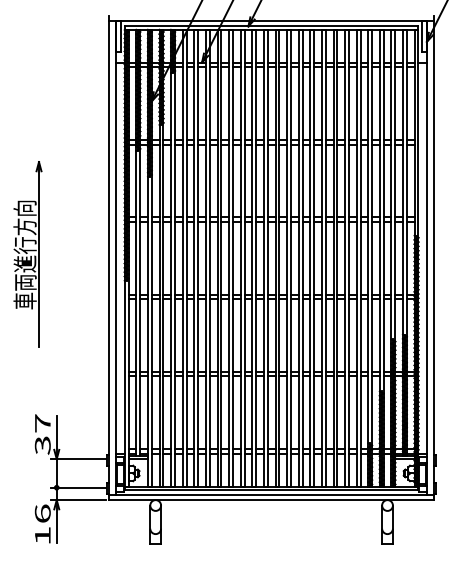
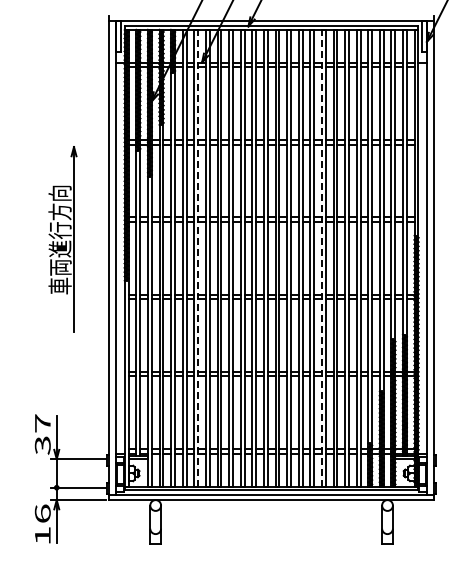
part position: (27, 254) -> (62, 239) (62, 239)
line: solid -> dashed (198, 257)
line: solid -> dashed (321, 257)
